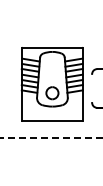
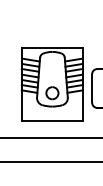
line: none -> present (92, 88)
line: dashed -> solid (51, 137)
line: none -> present (50, 162)
